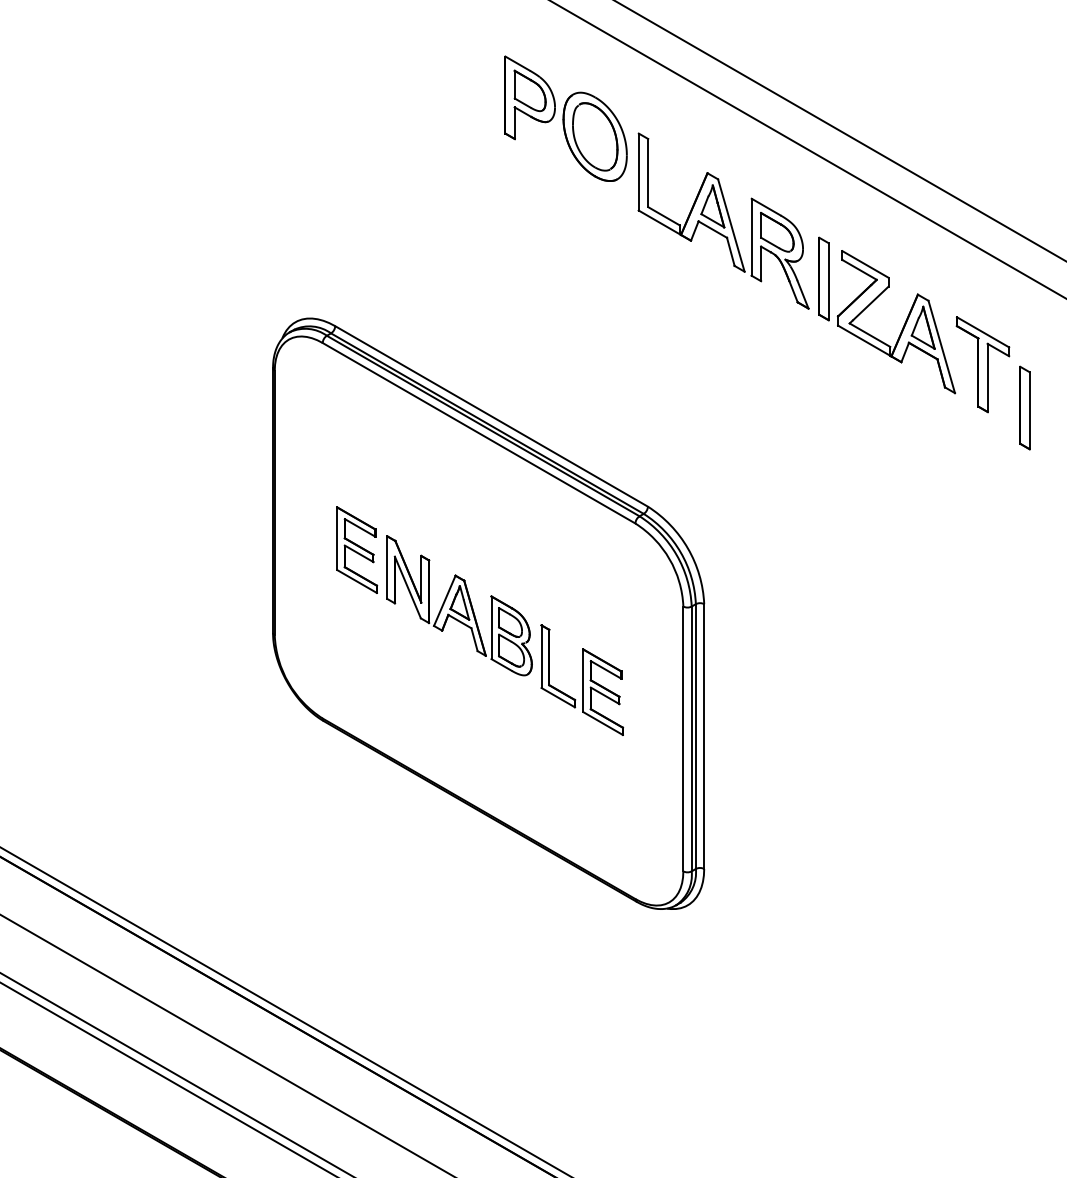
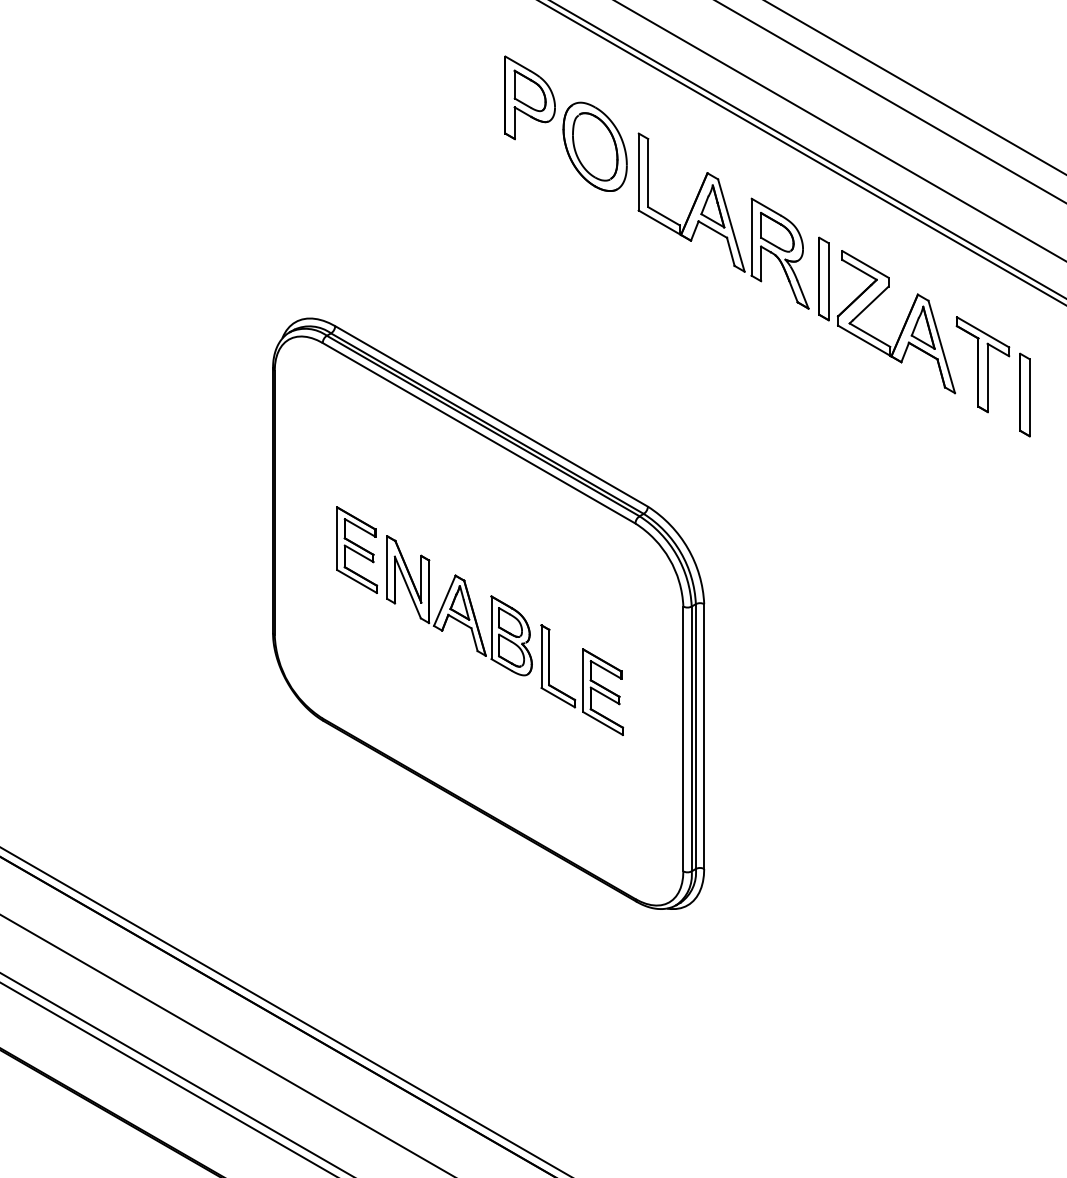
line: none -> present (915, 87)
line: none -> present (890, 101)
part position: (594, 136) -> (594, 146) (594, 146)
line: none -> present (802, 152)
part position: (1024, 407) -> (1024, 394) (1024, 394)
